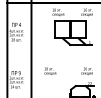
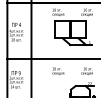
line: none -> present (52, 59)
text position: (50, 70) -> (58, 70) (58, 70)
